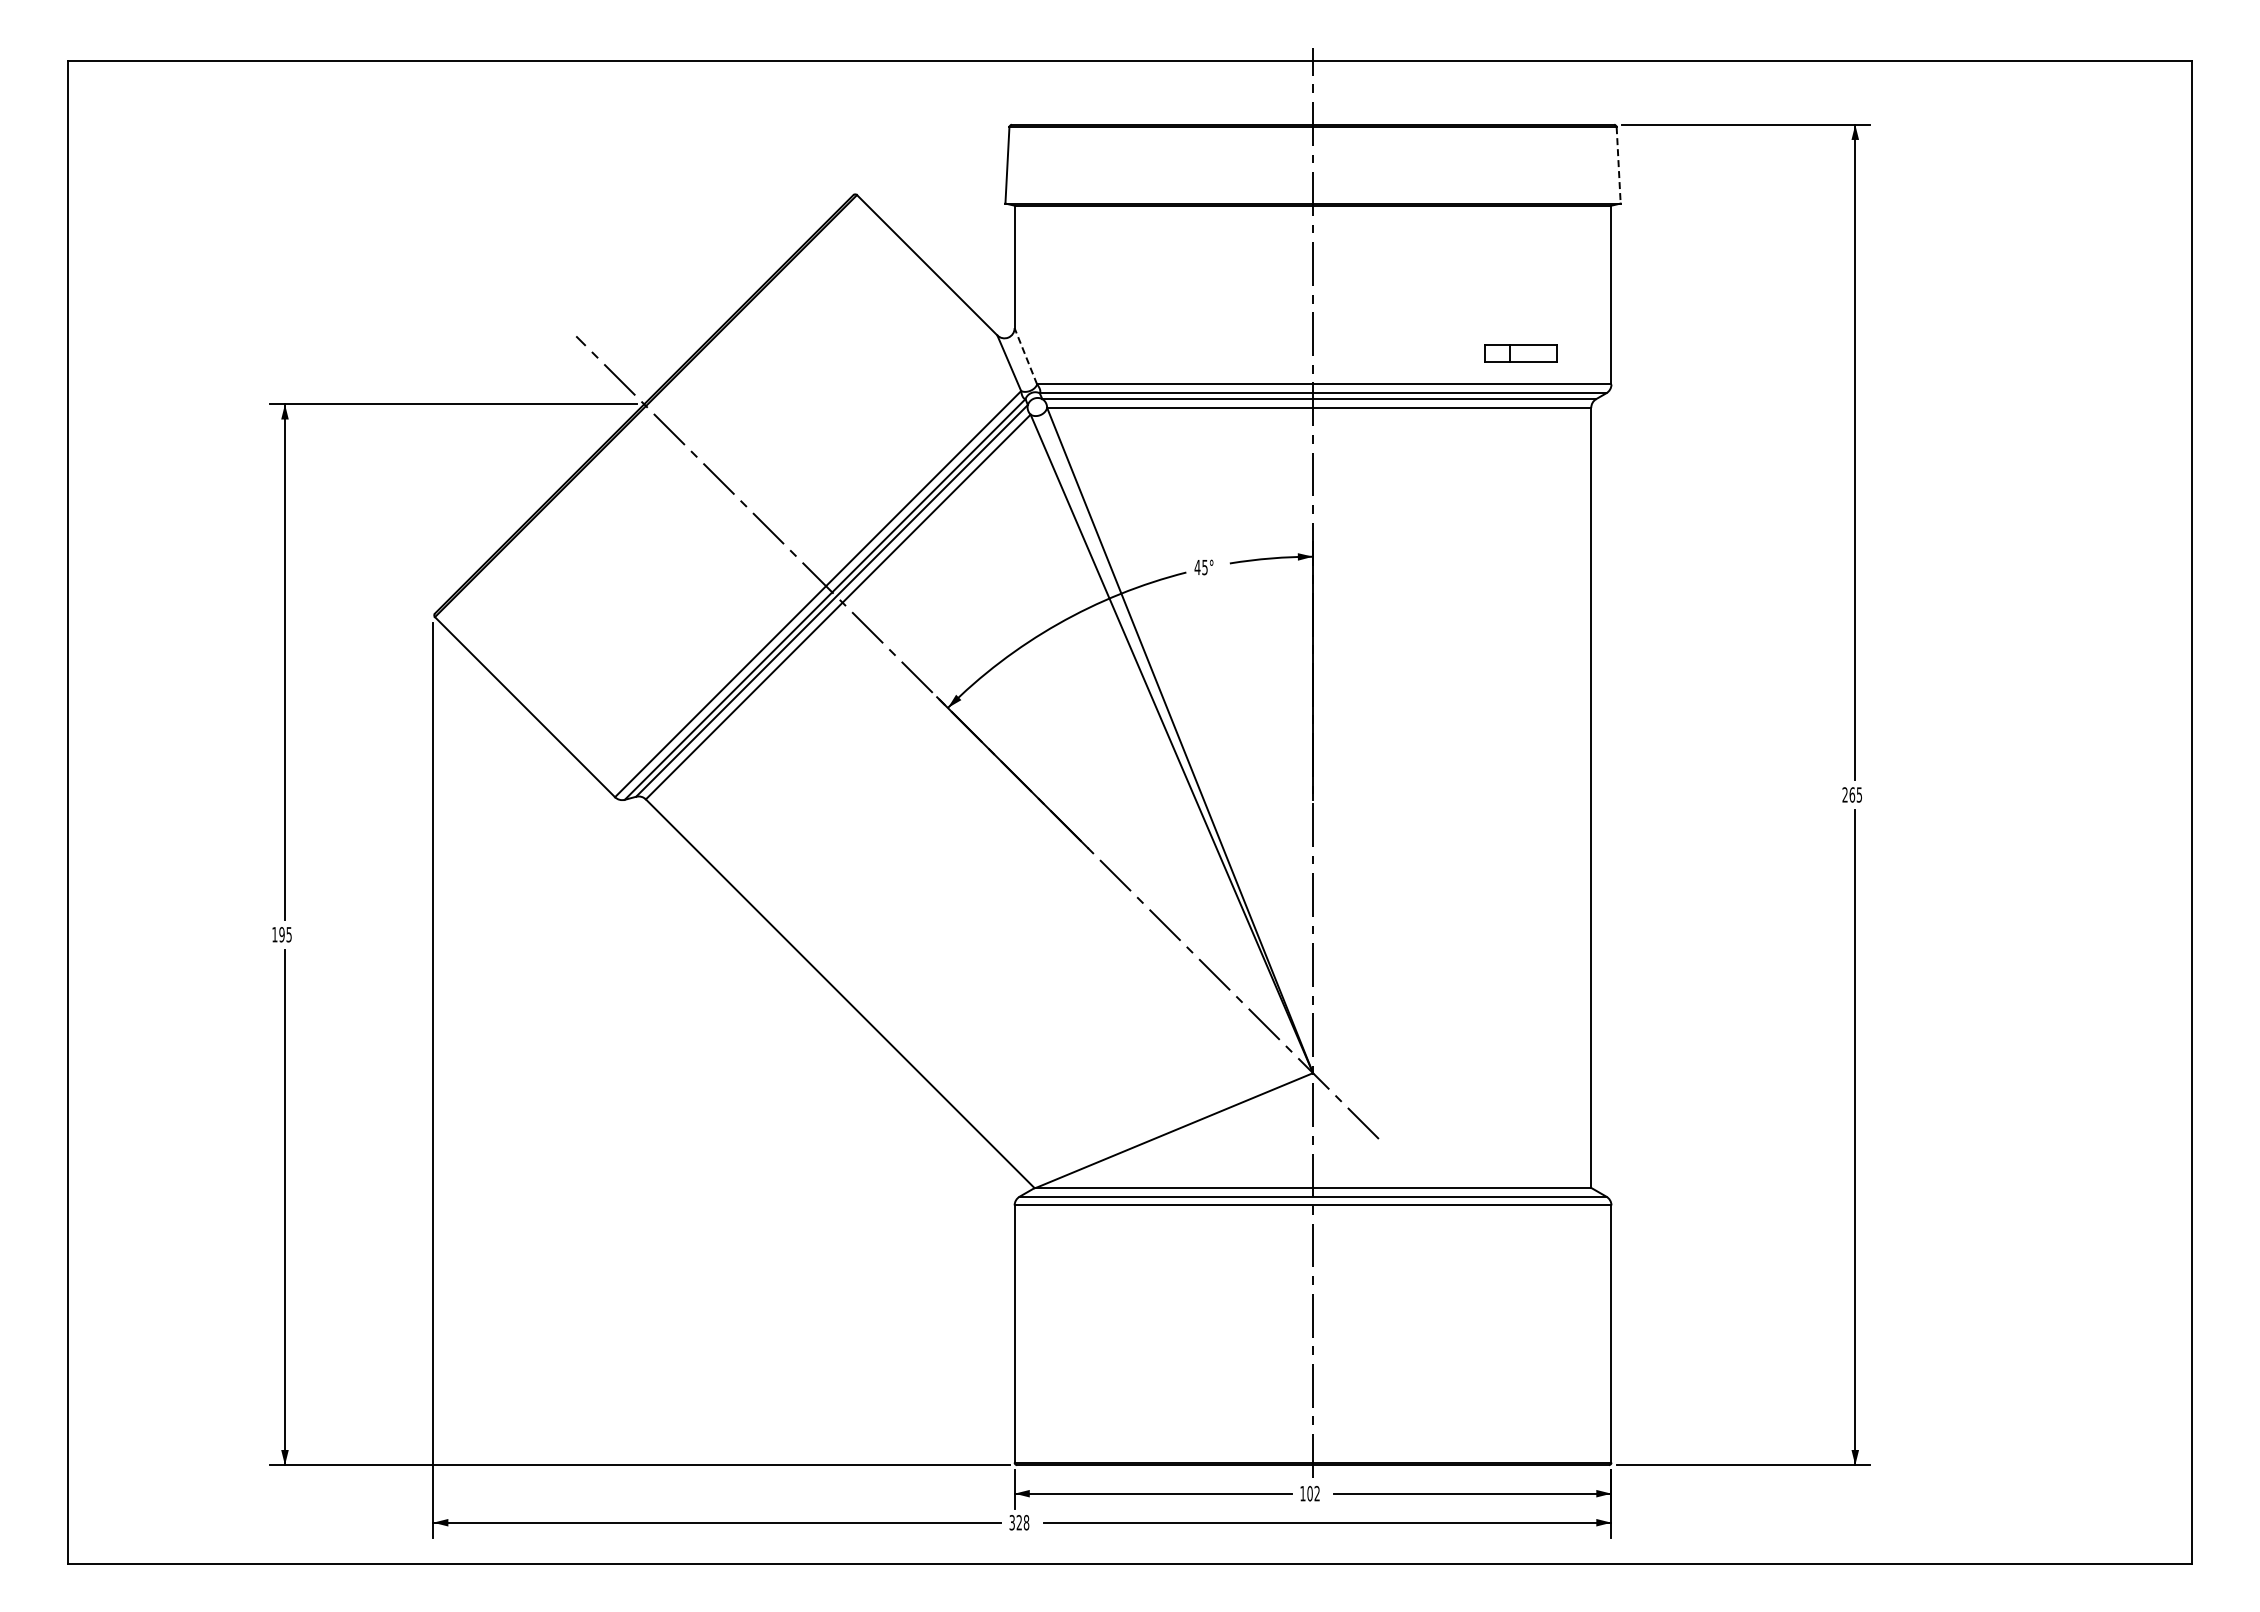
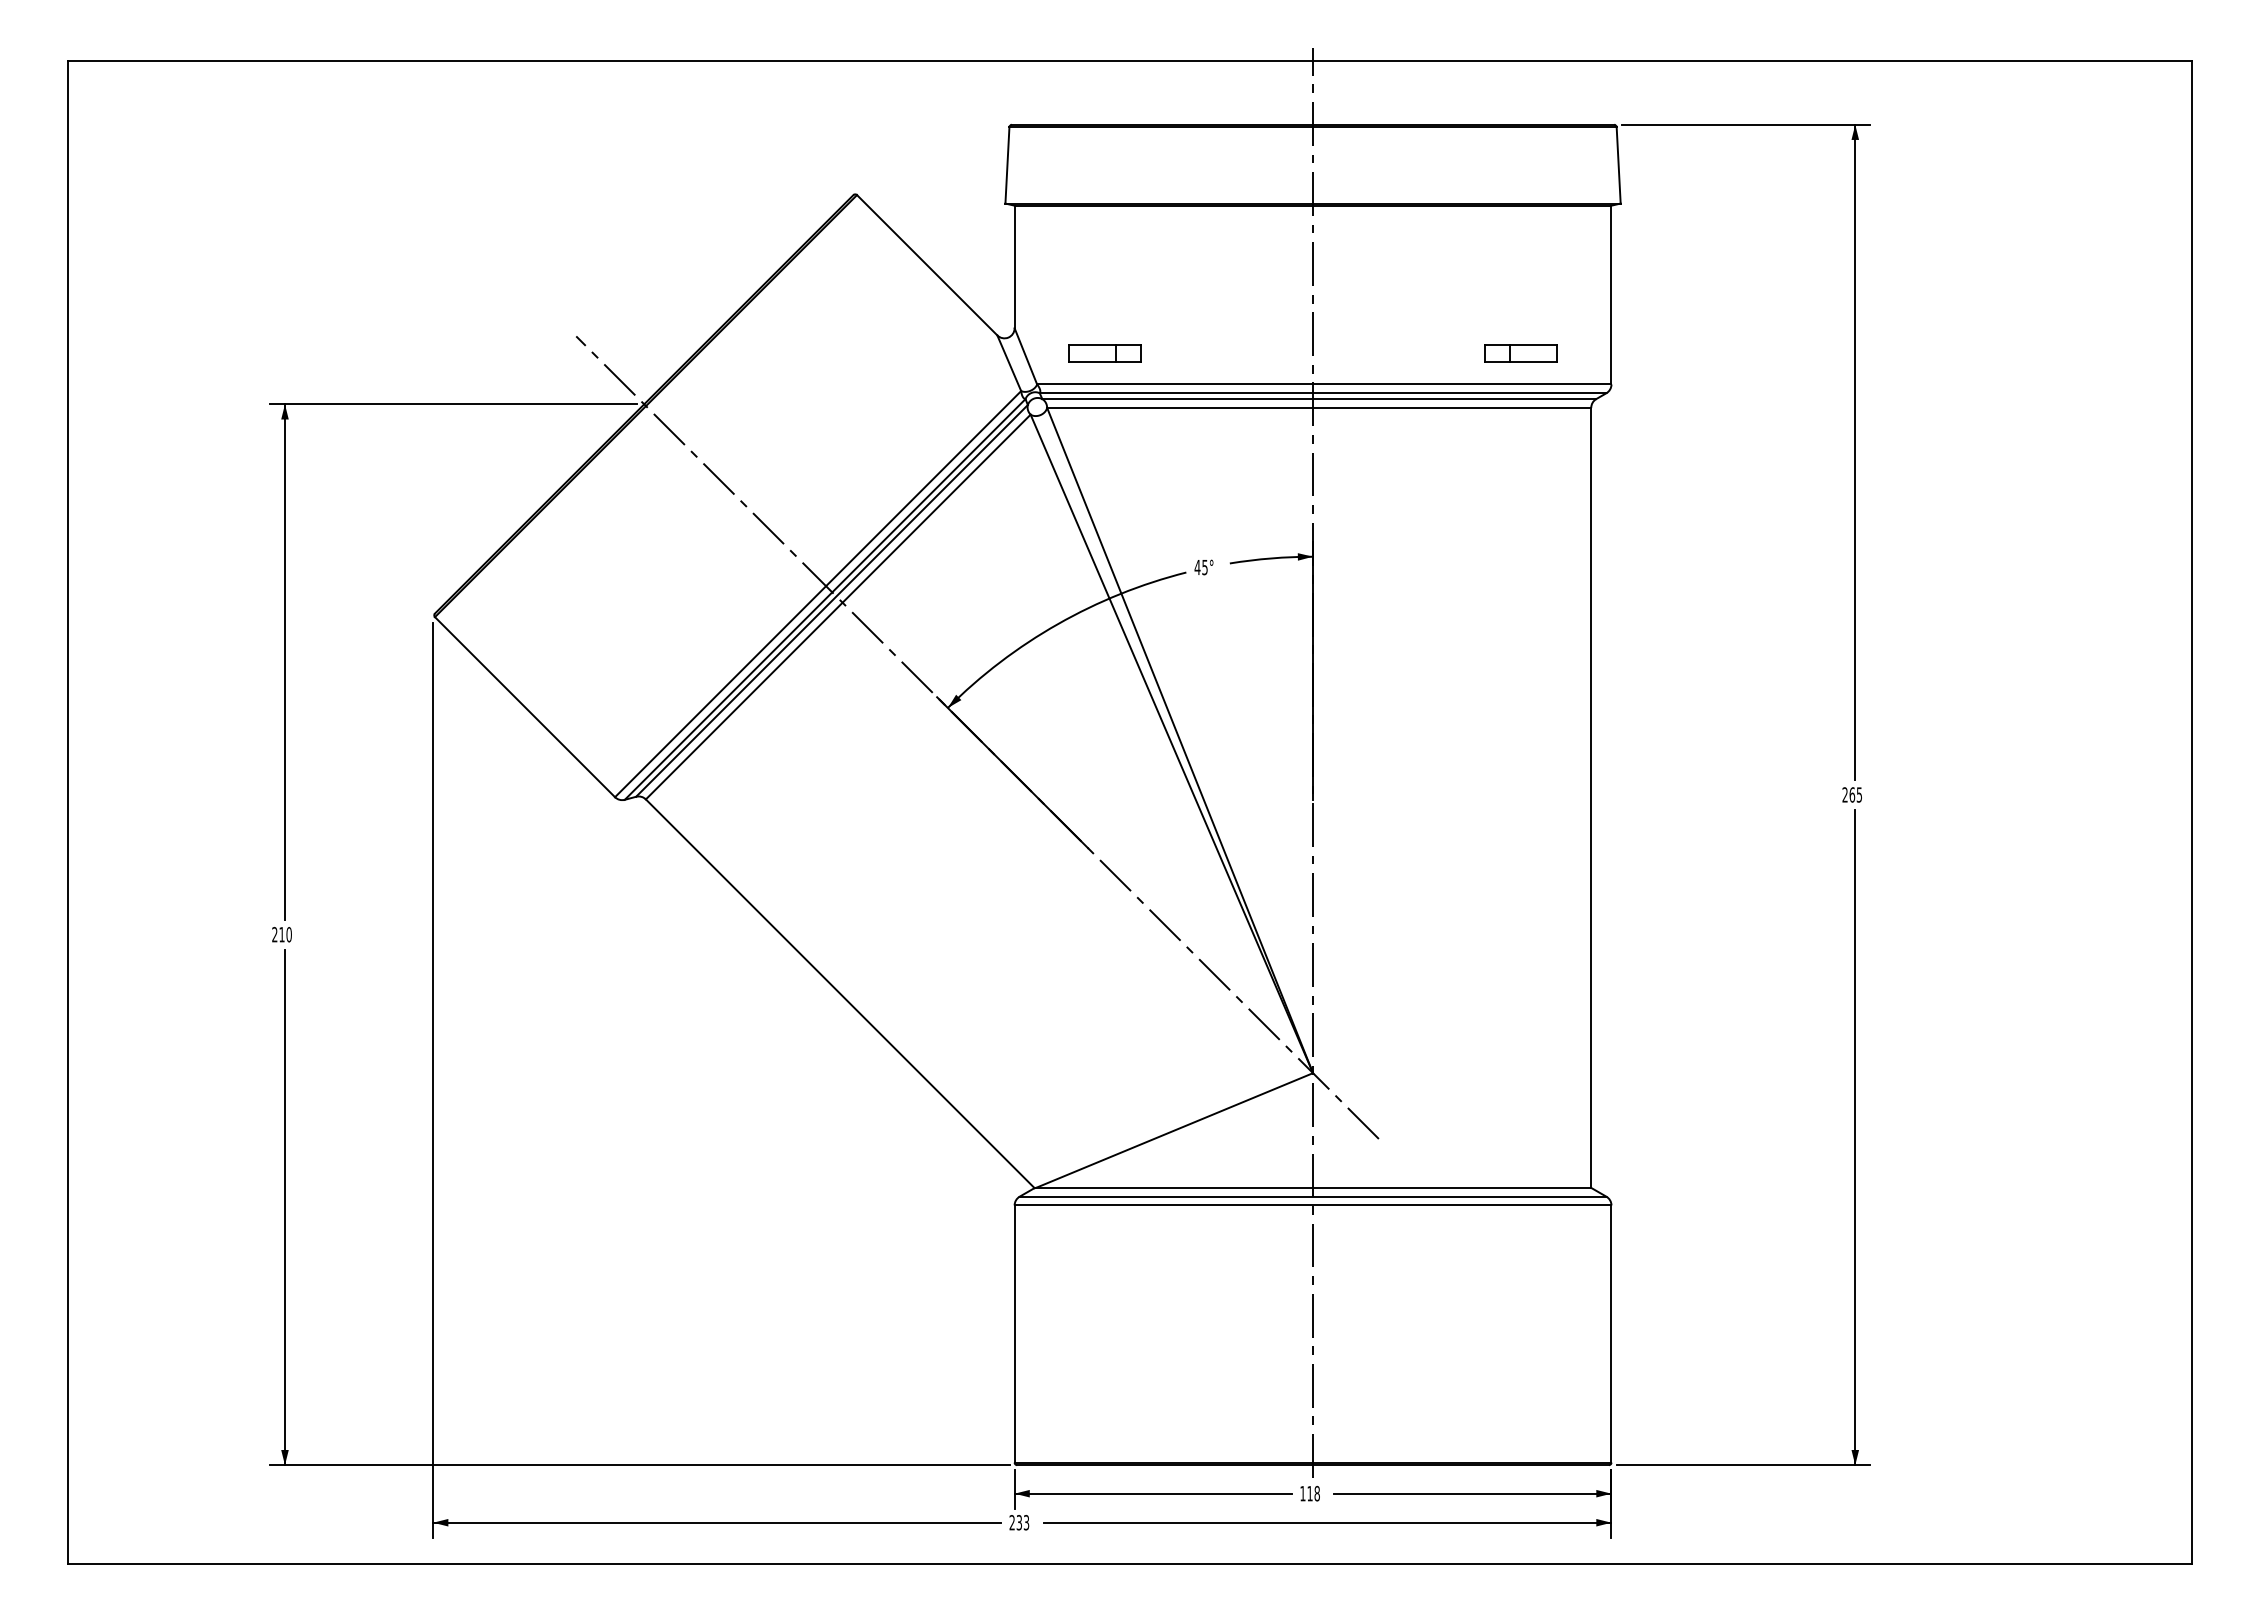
line: dashed -> solid (1618, 165)
part: none -> present (1104, 353)
line: dashed -> solid (1025, 355)
text: 195 -> 210 (281, 934)
text: 102 -> 118 (1313, 1493)
text: 328 -> 233 (1019, 1522)
